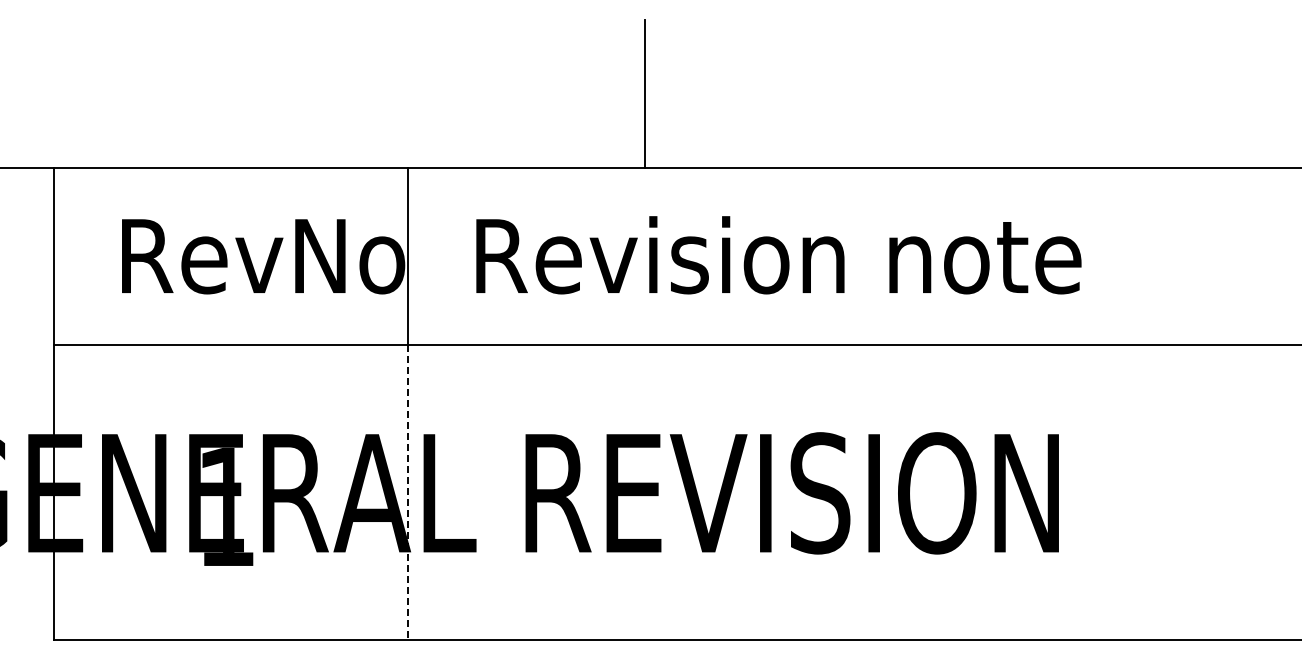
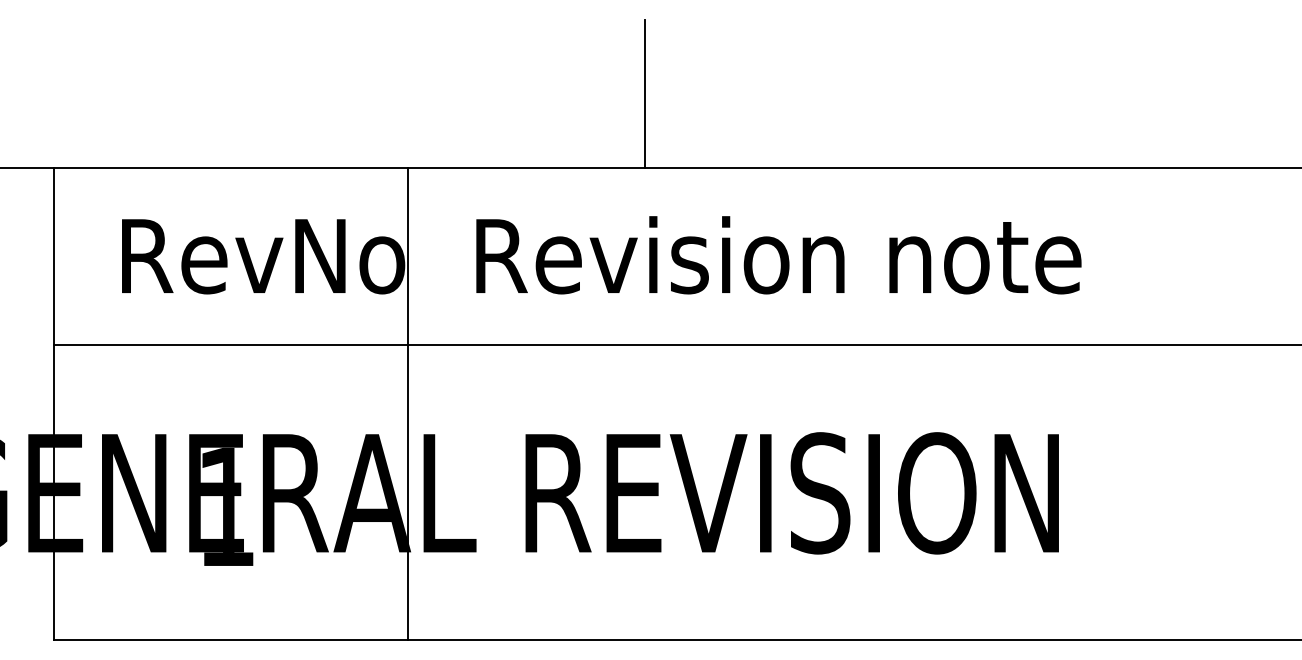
line: dashed -> solid (408, 492)
